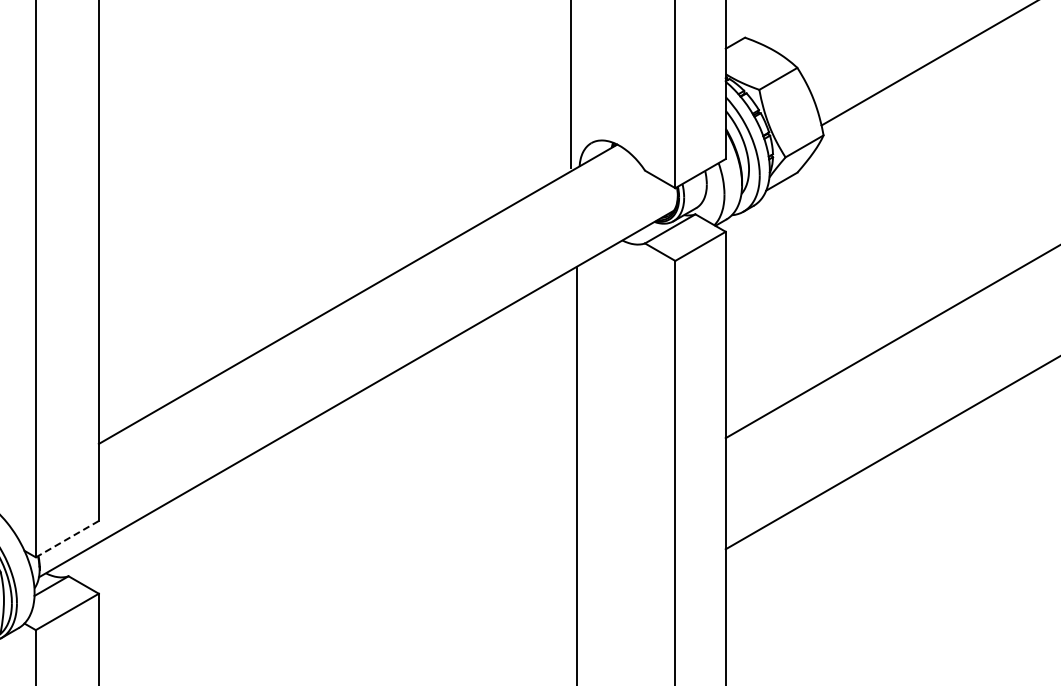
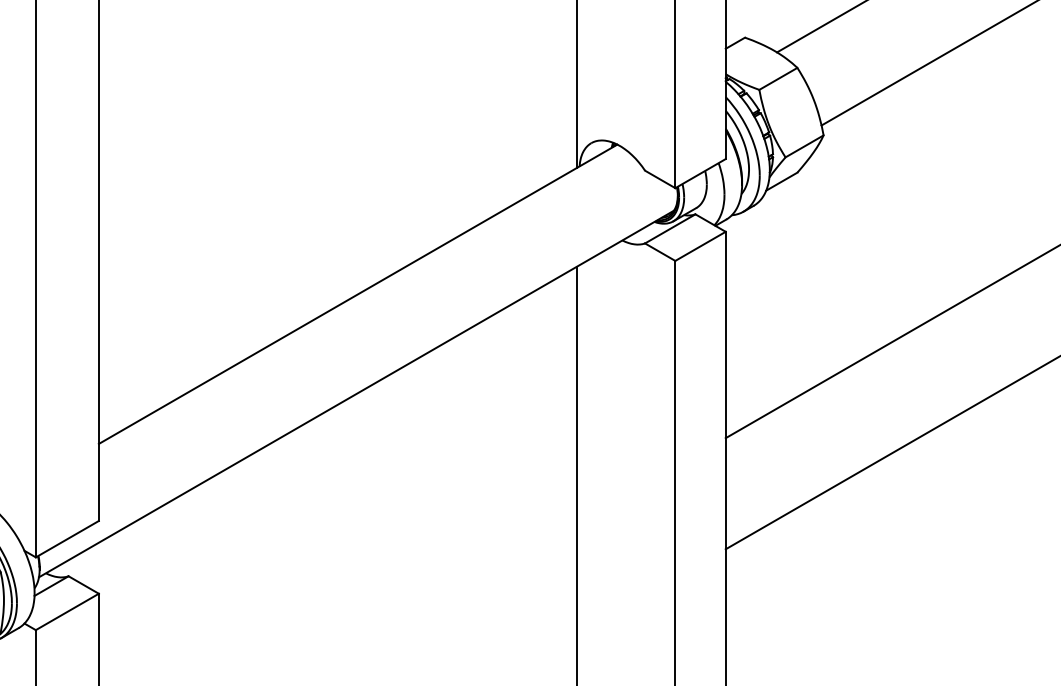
line: none -> present (820, 27)
line position: (571, 84) -> (577, 84) (577, 84)
line: dashed -> solid (66, 539)
